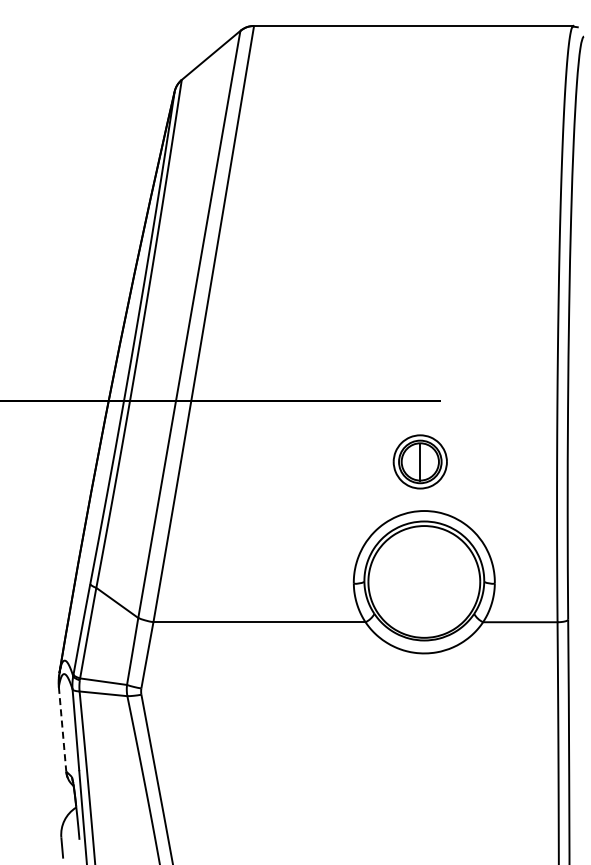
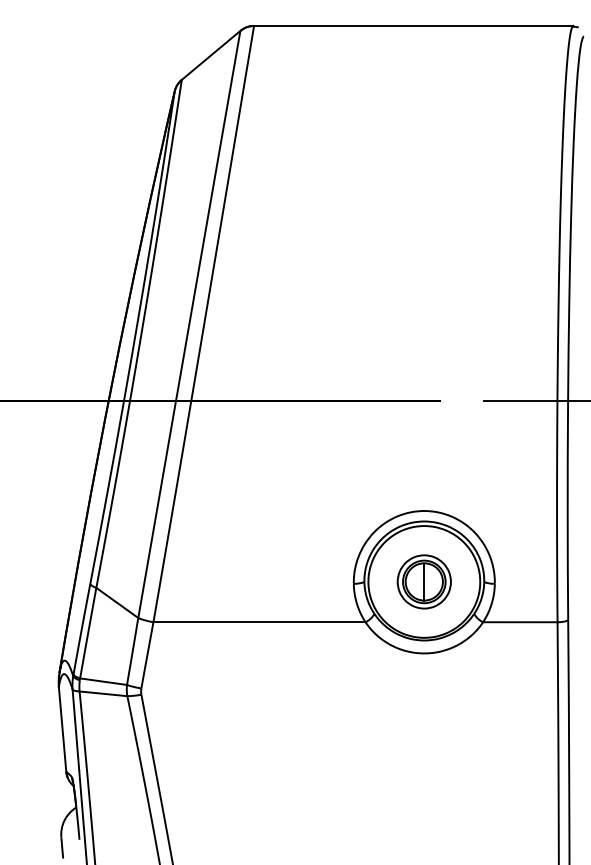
line: none -> present (534, 400)
part position: (419, 461) -> (423, 581) (423, 581)
line: dashed -> solid (62, 729)
